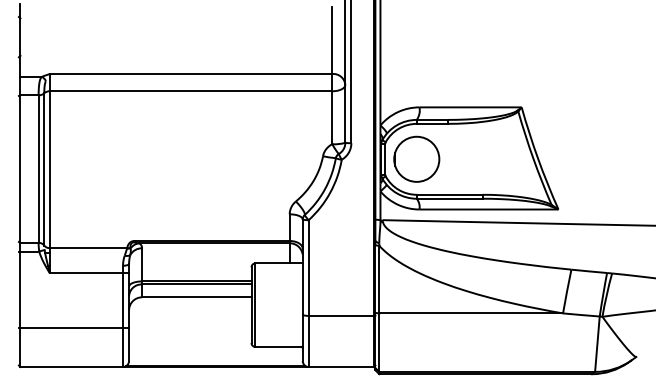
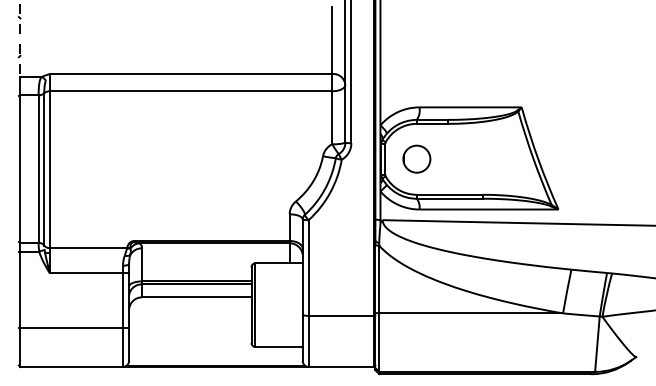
line: solid -> dashed (20, 41)
circle size: 48x48 px -> 30x30 px (416, 158)
